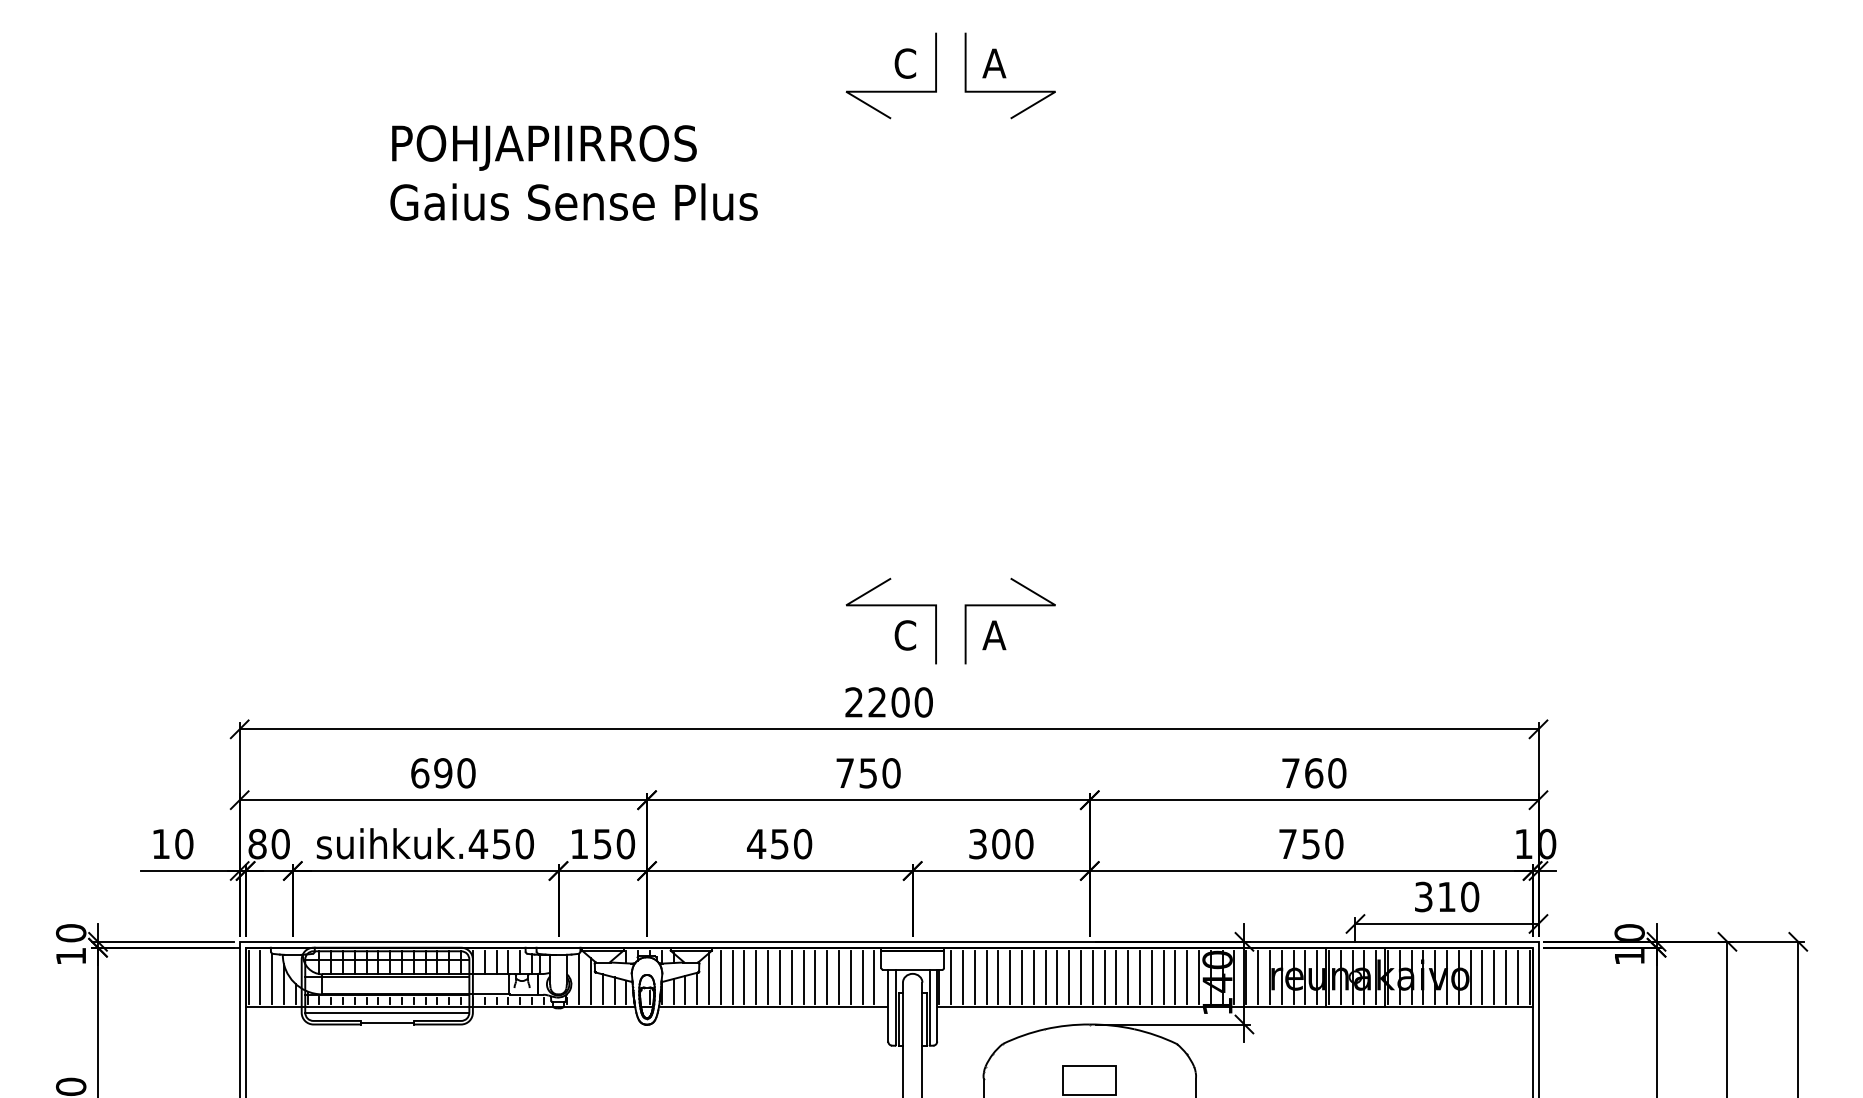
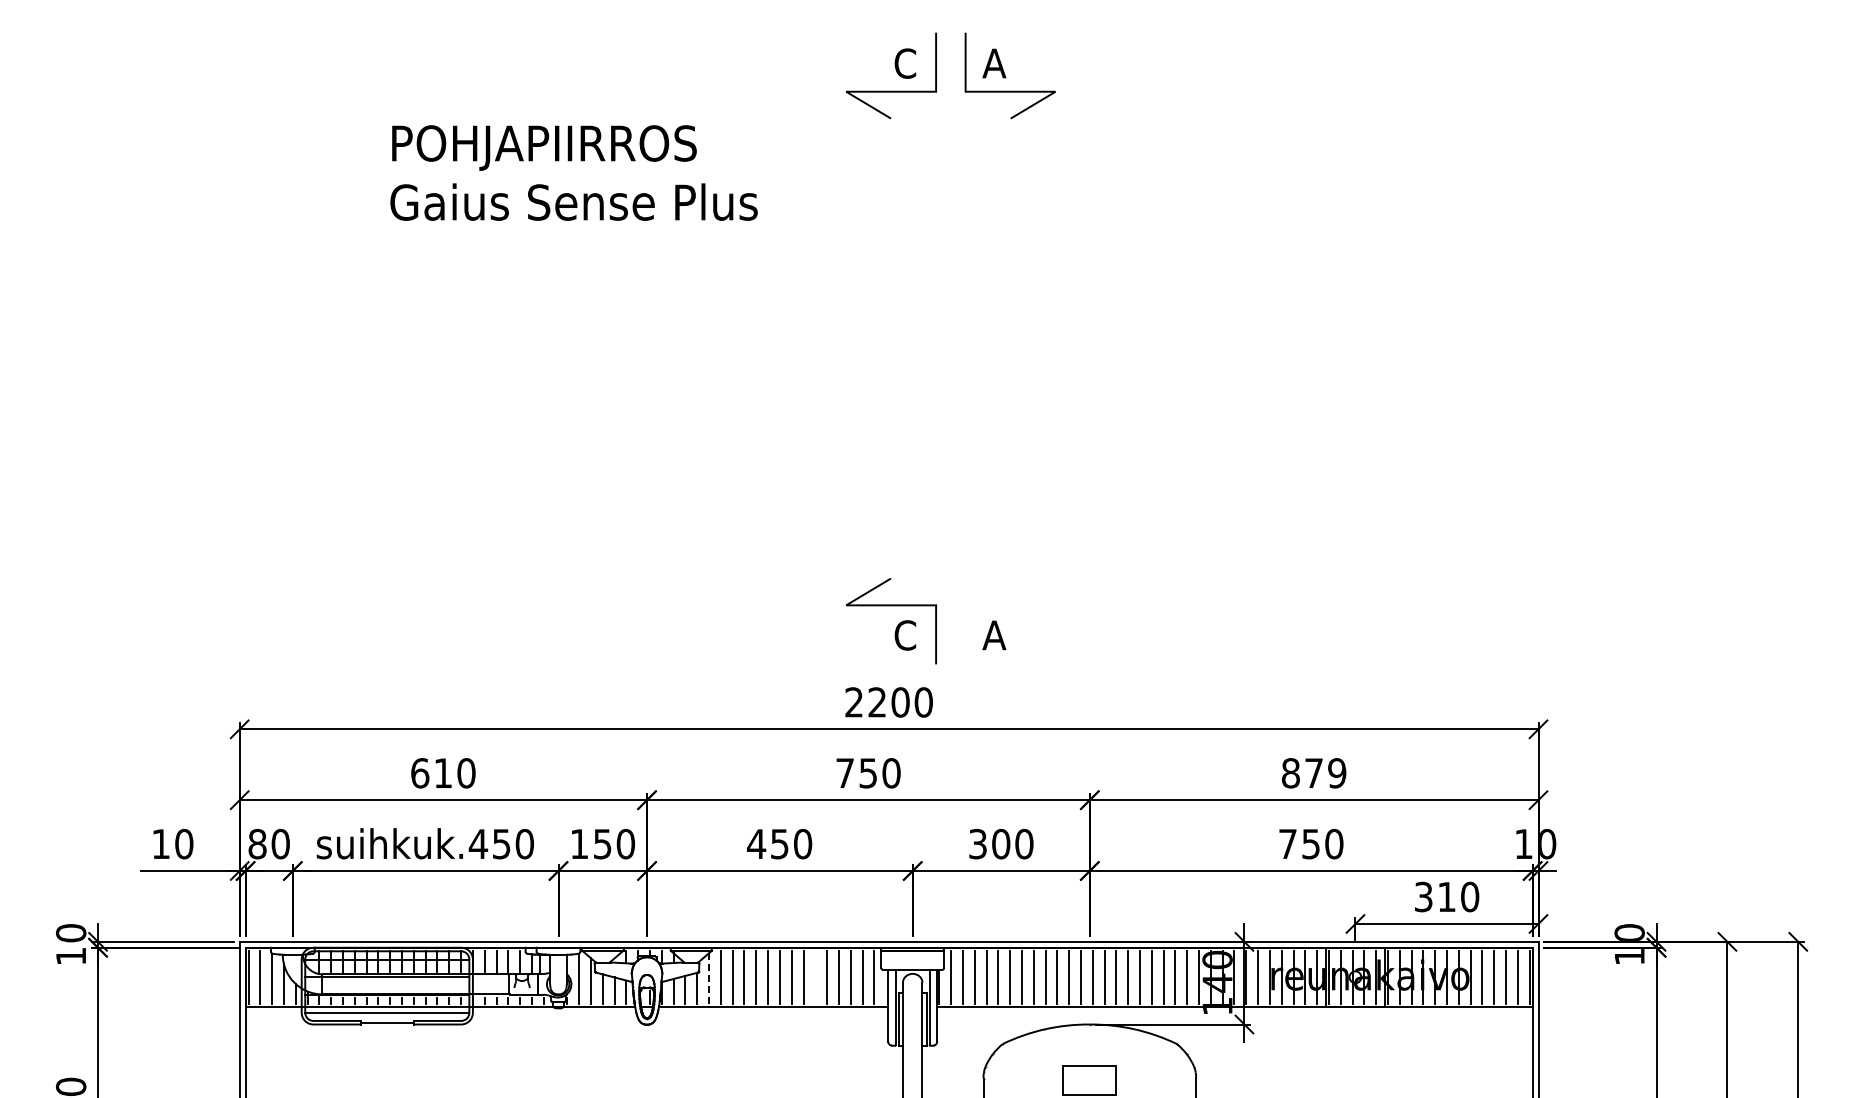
line: present -> none (1009, 606)
text: 690 -> 610 (443, 773)
text: 760 -> 879 (1314, 773)
line: present -> none (815, 977)
line: solid -> dashed (709, 978)
